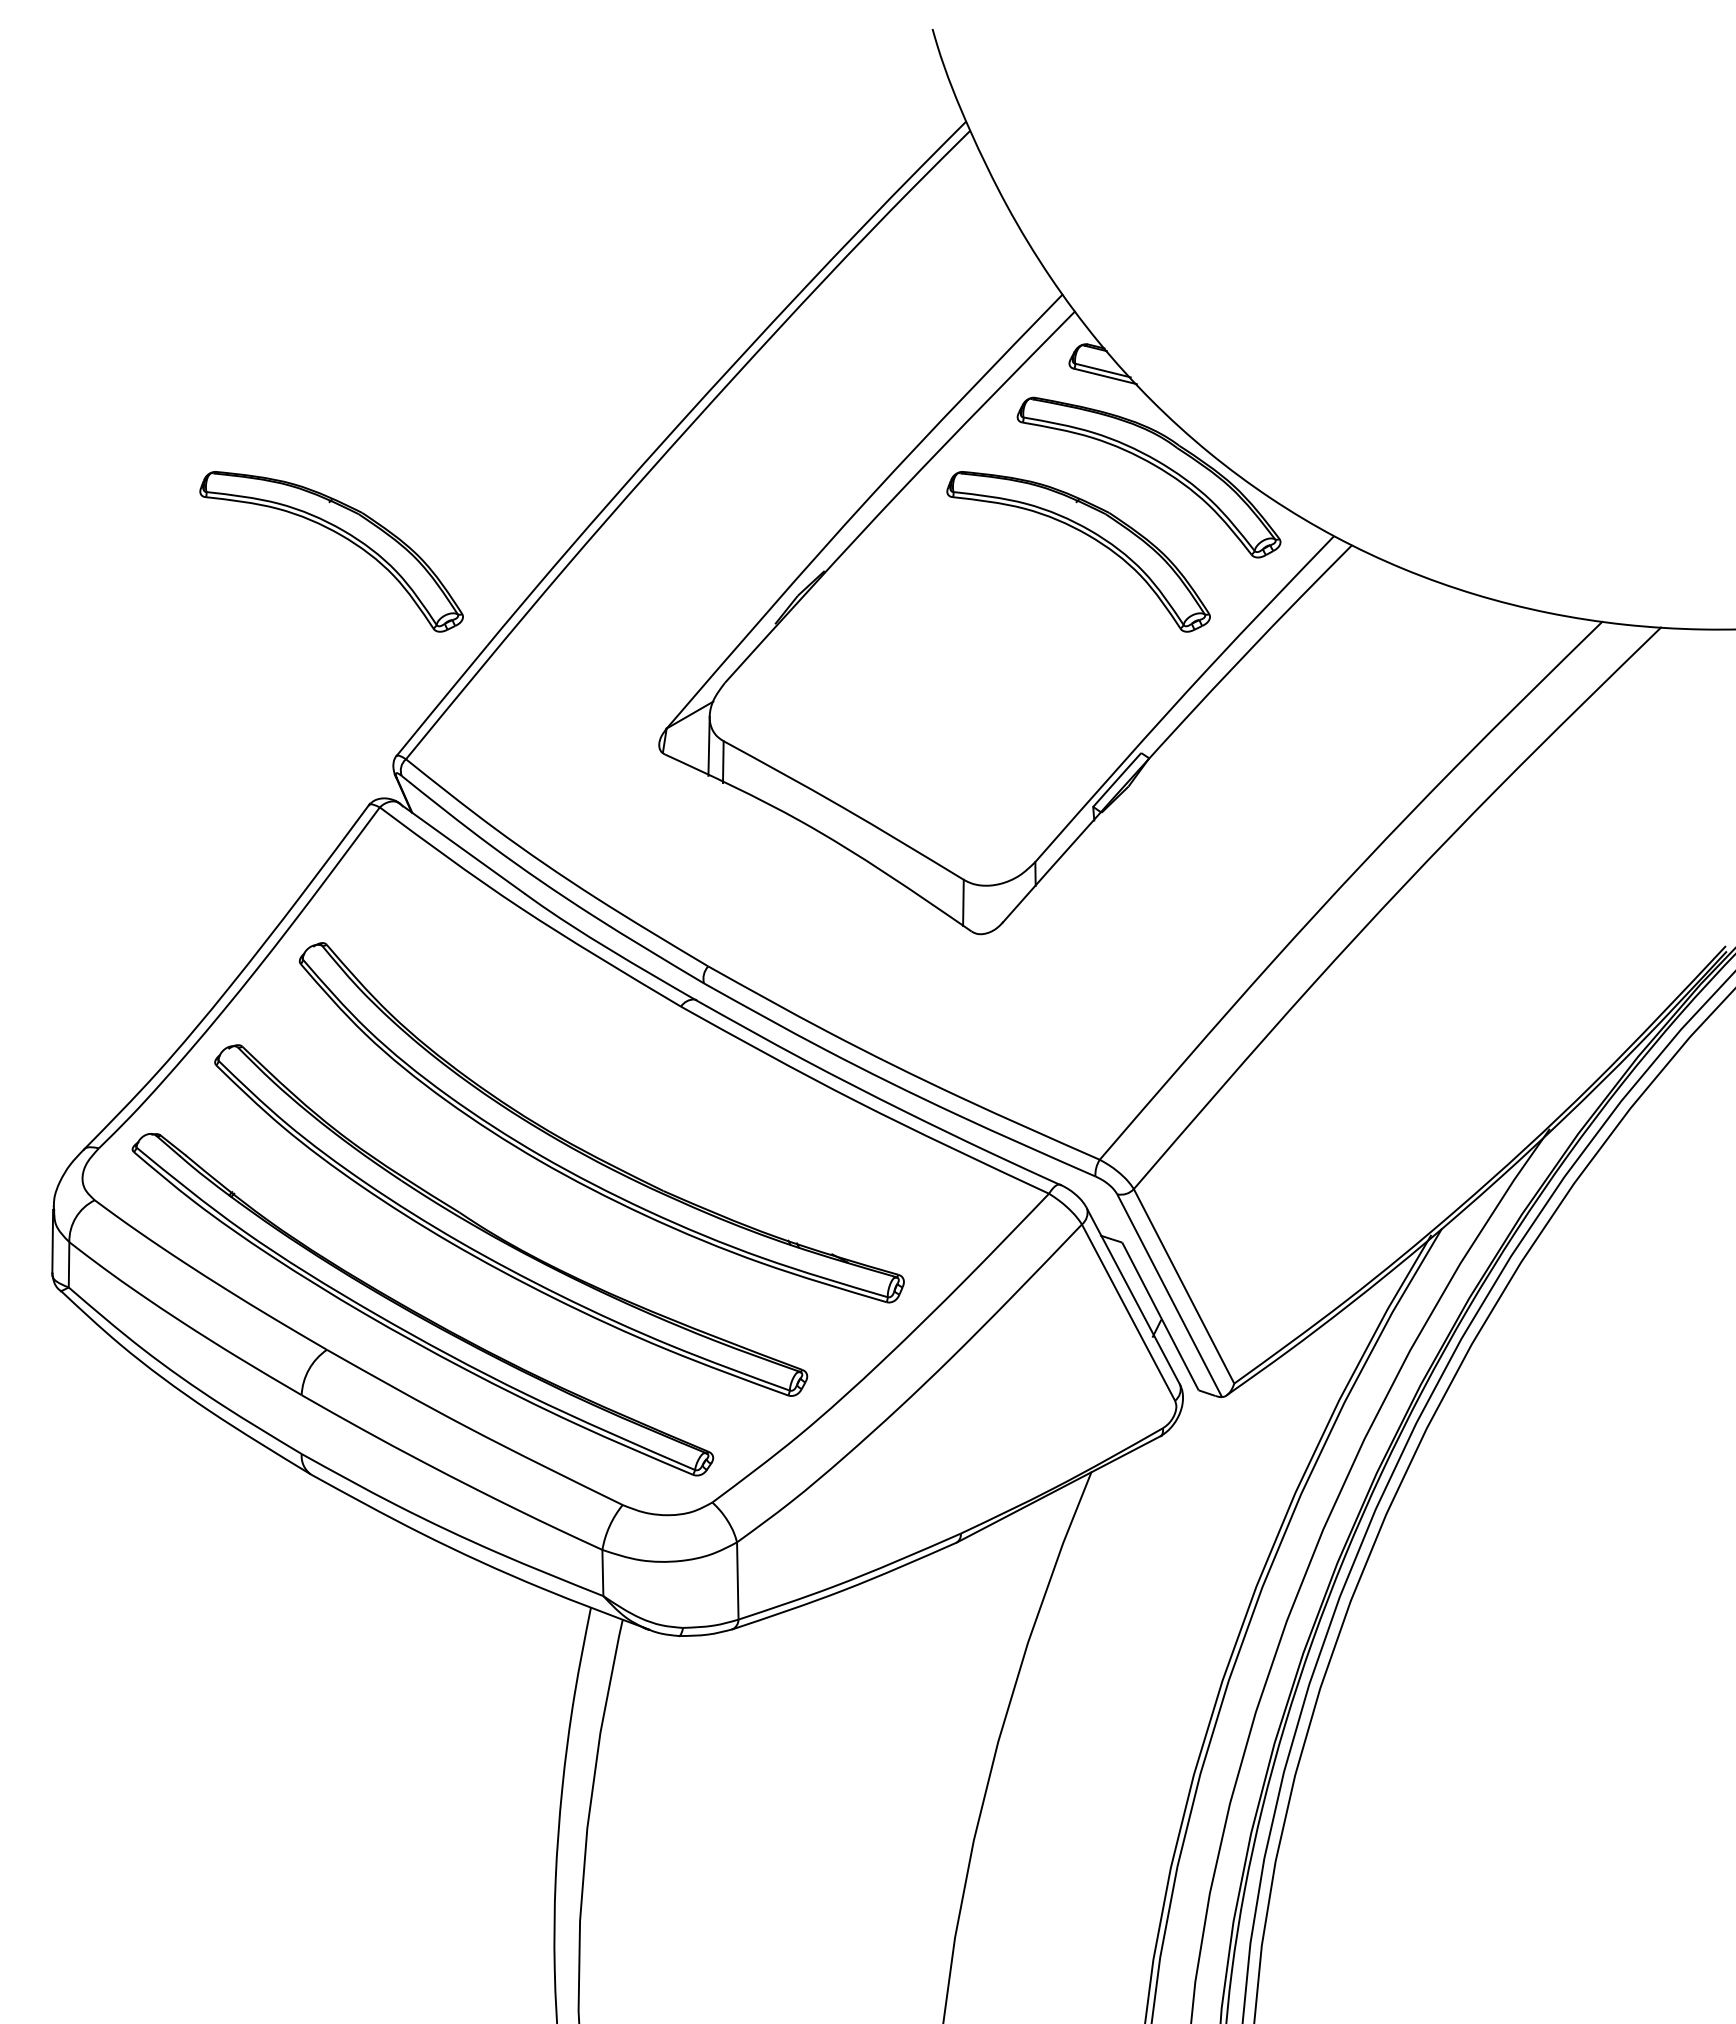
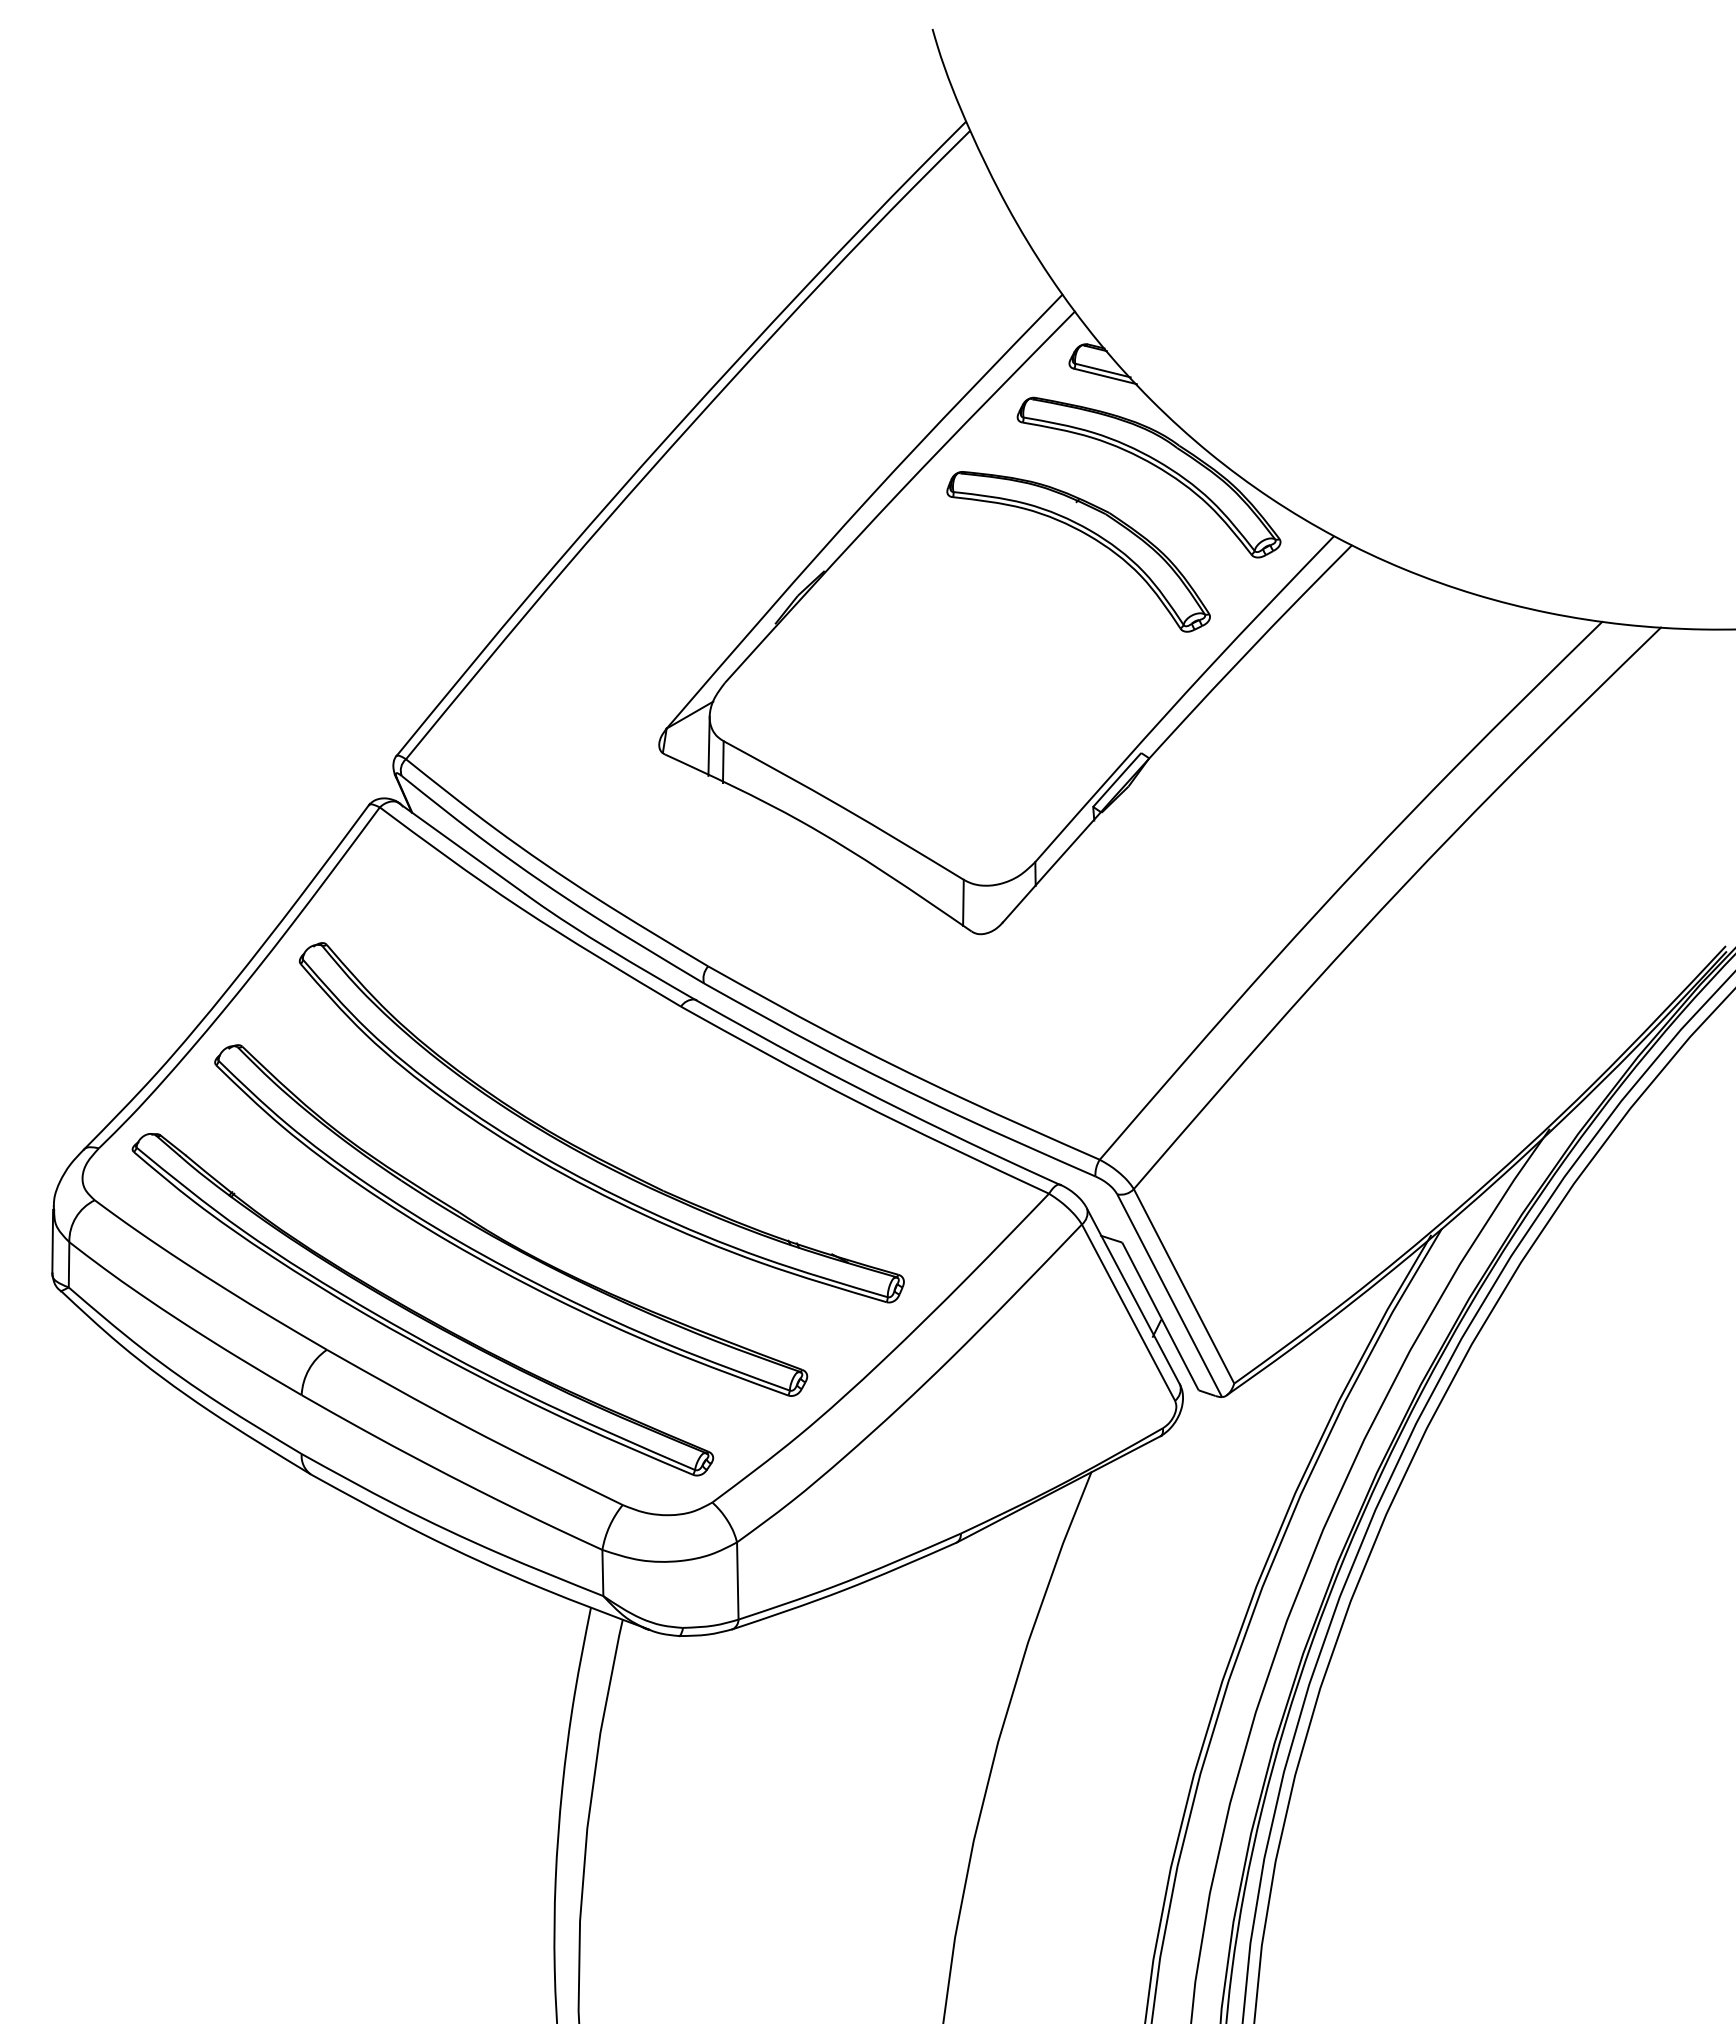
part: present -> none (342, 537)
